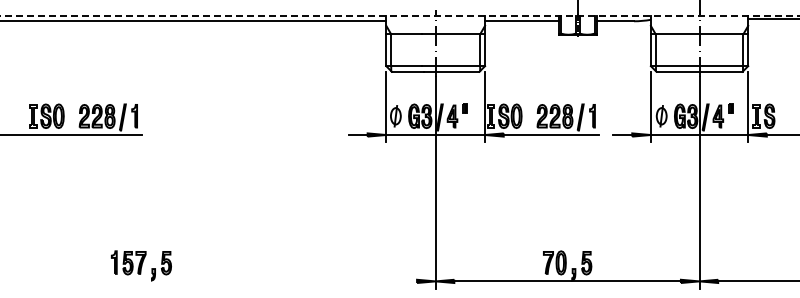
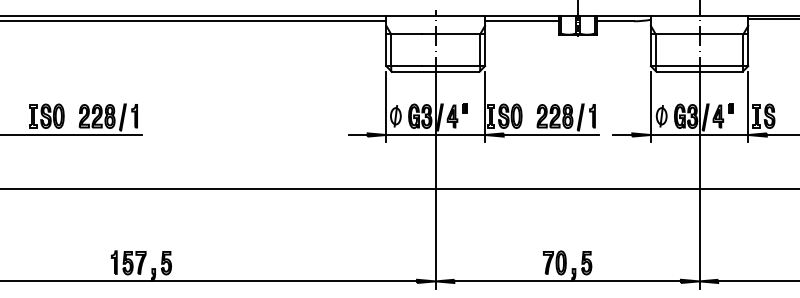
line: dashed -> solid (399, 15)
line: none -> present (399, 188)
line: none -> present (209, 281)
